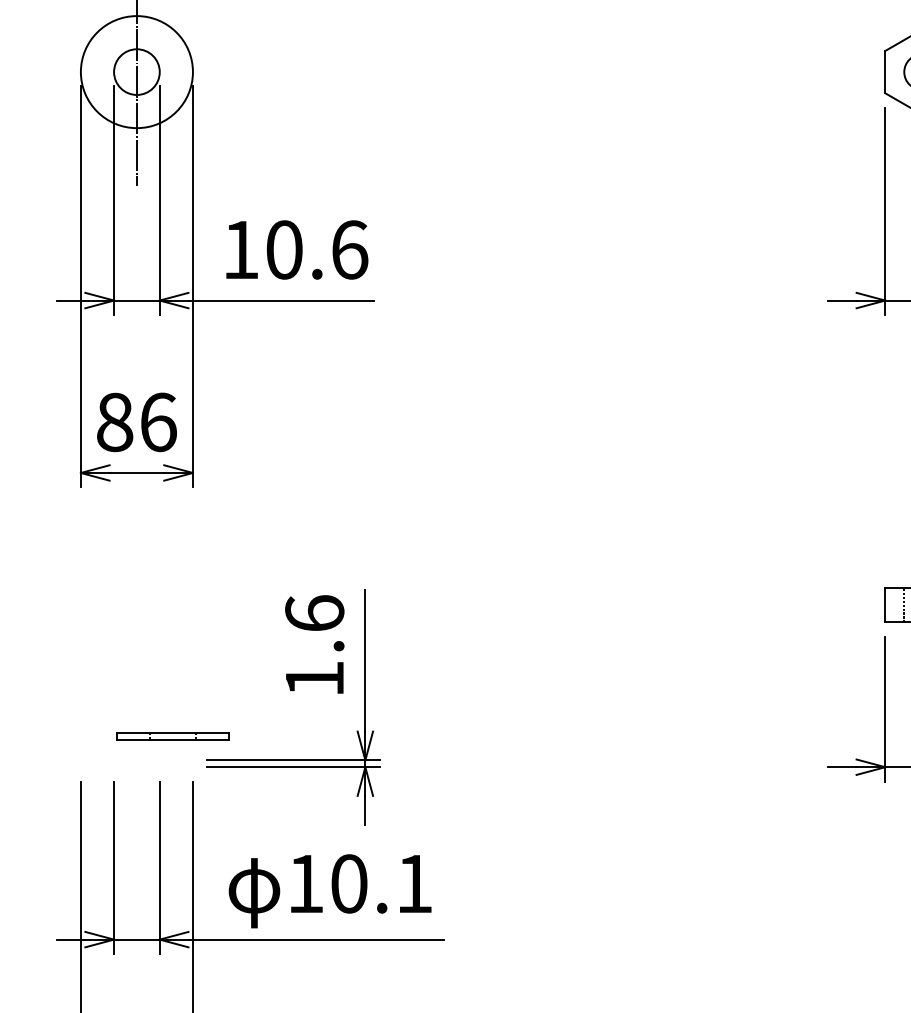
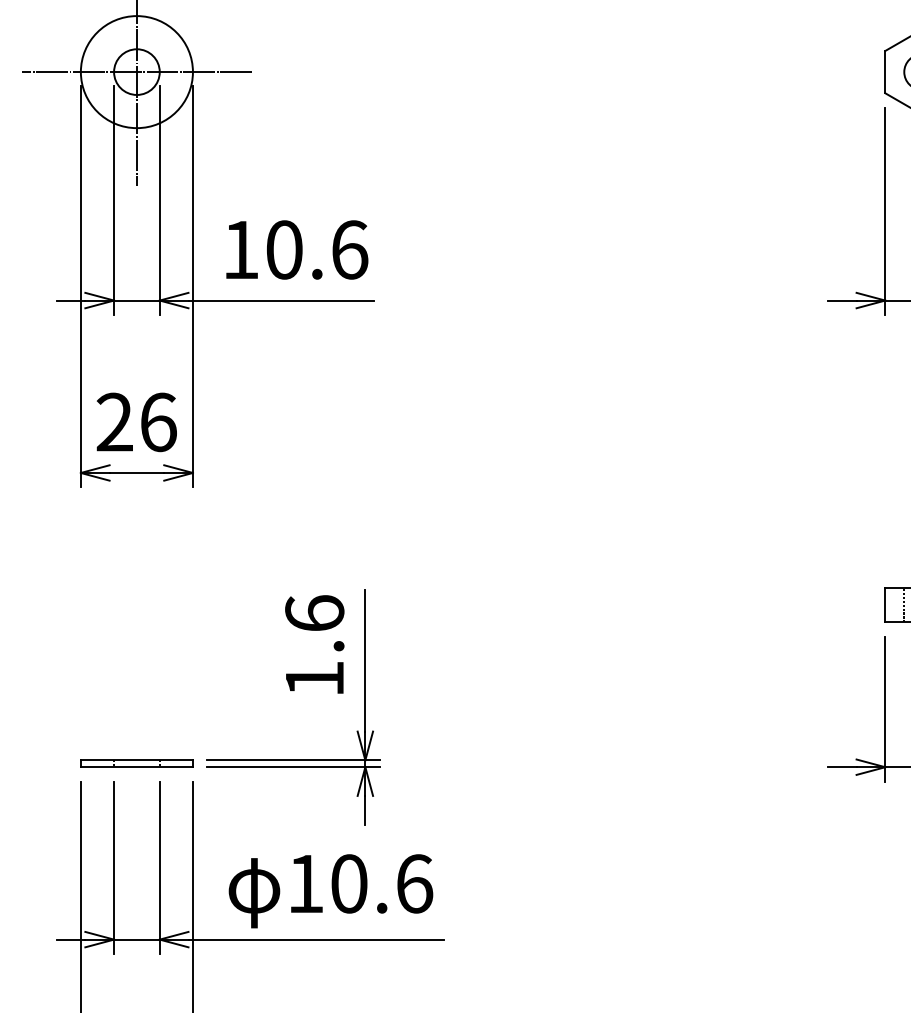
line: none -> present (136, 72)
text: 86 -> 26 (114, 422)
part position: (172, 736) -> (136, 763) (136, 763)
text: 10.1 -> 10.6 (415, 883)
